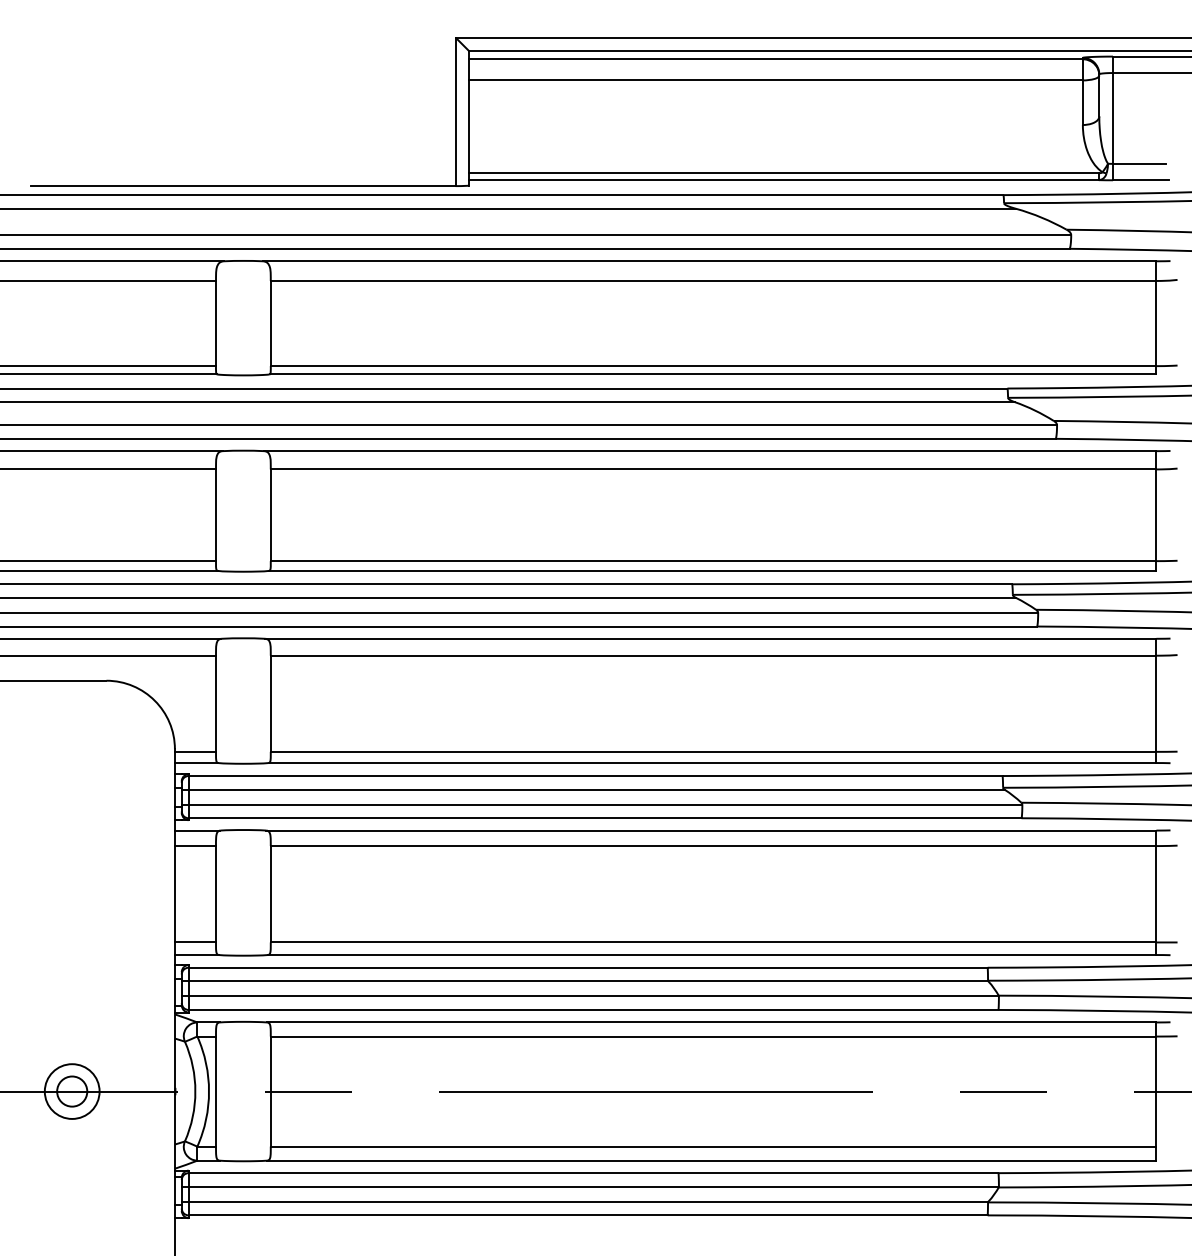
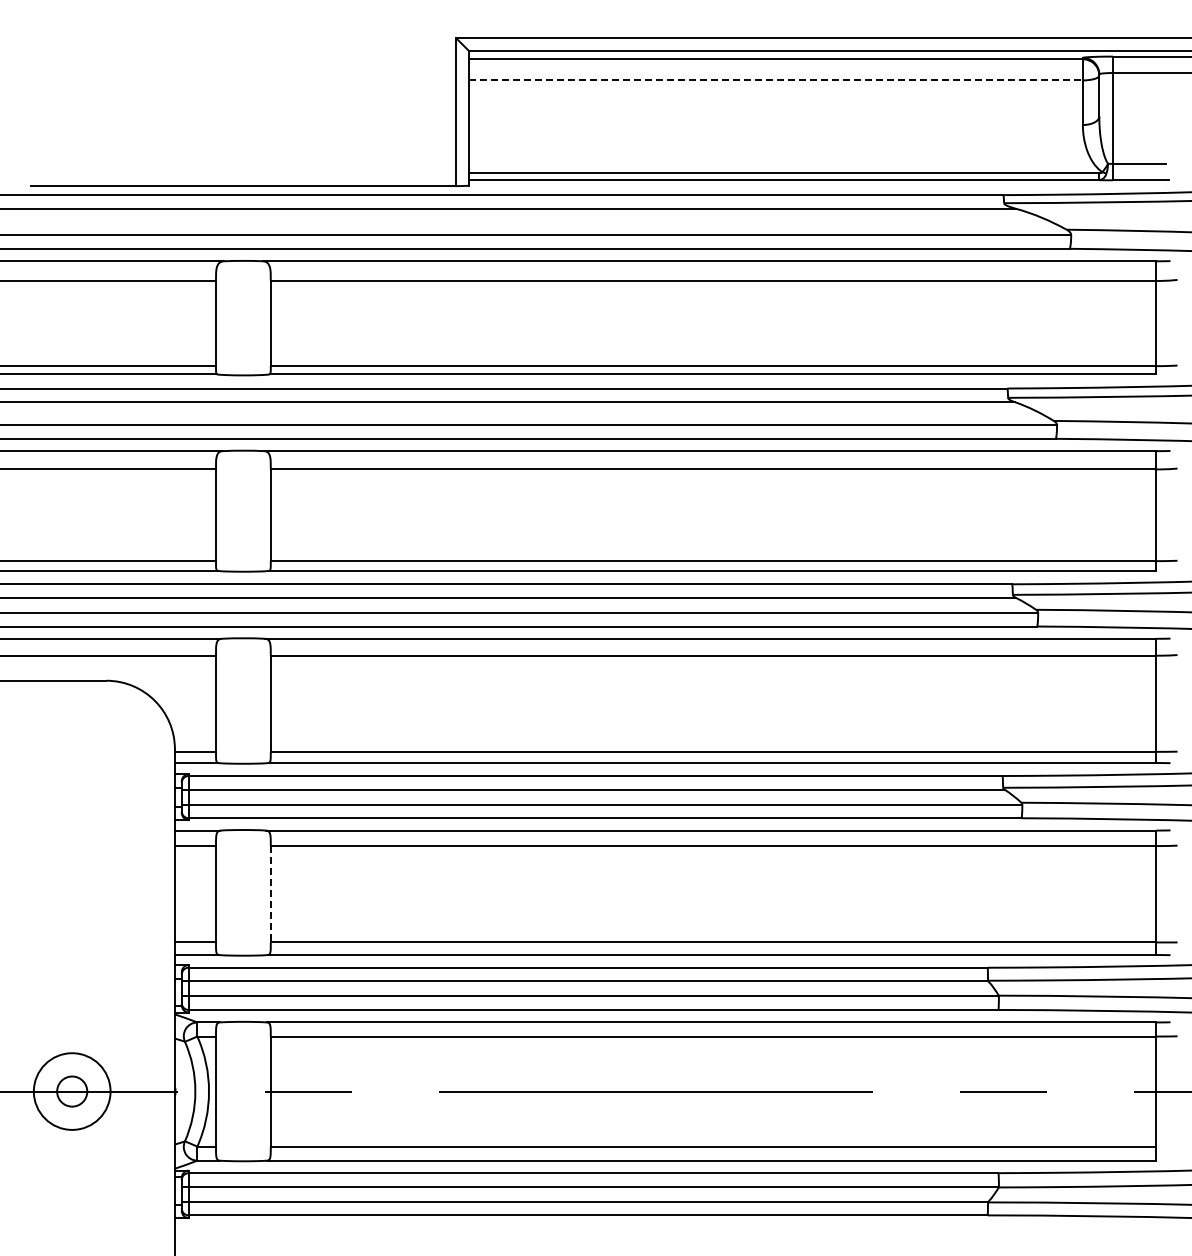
line: solid -> dashed (776, 80)
line: solid -> dashed (270, 894)
circle diameter: 55 px -> 77 px (71, 1091)
